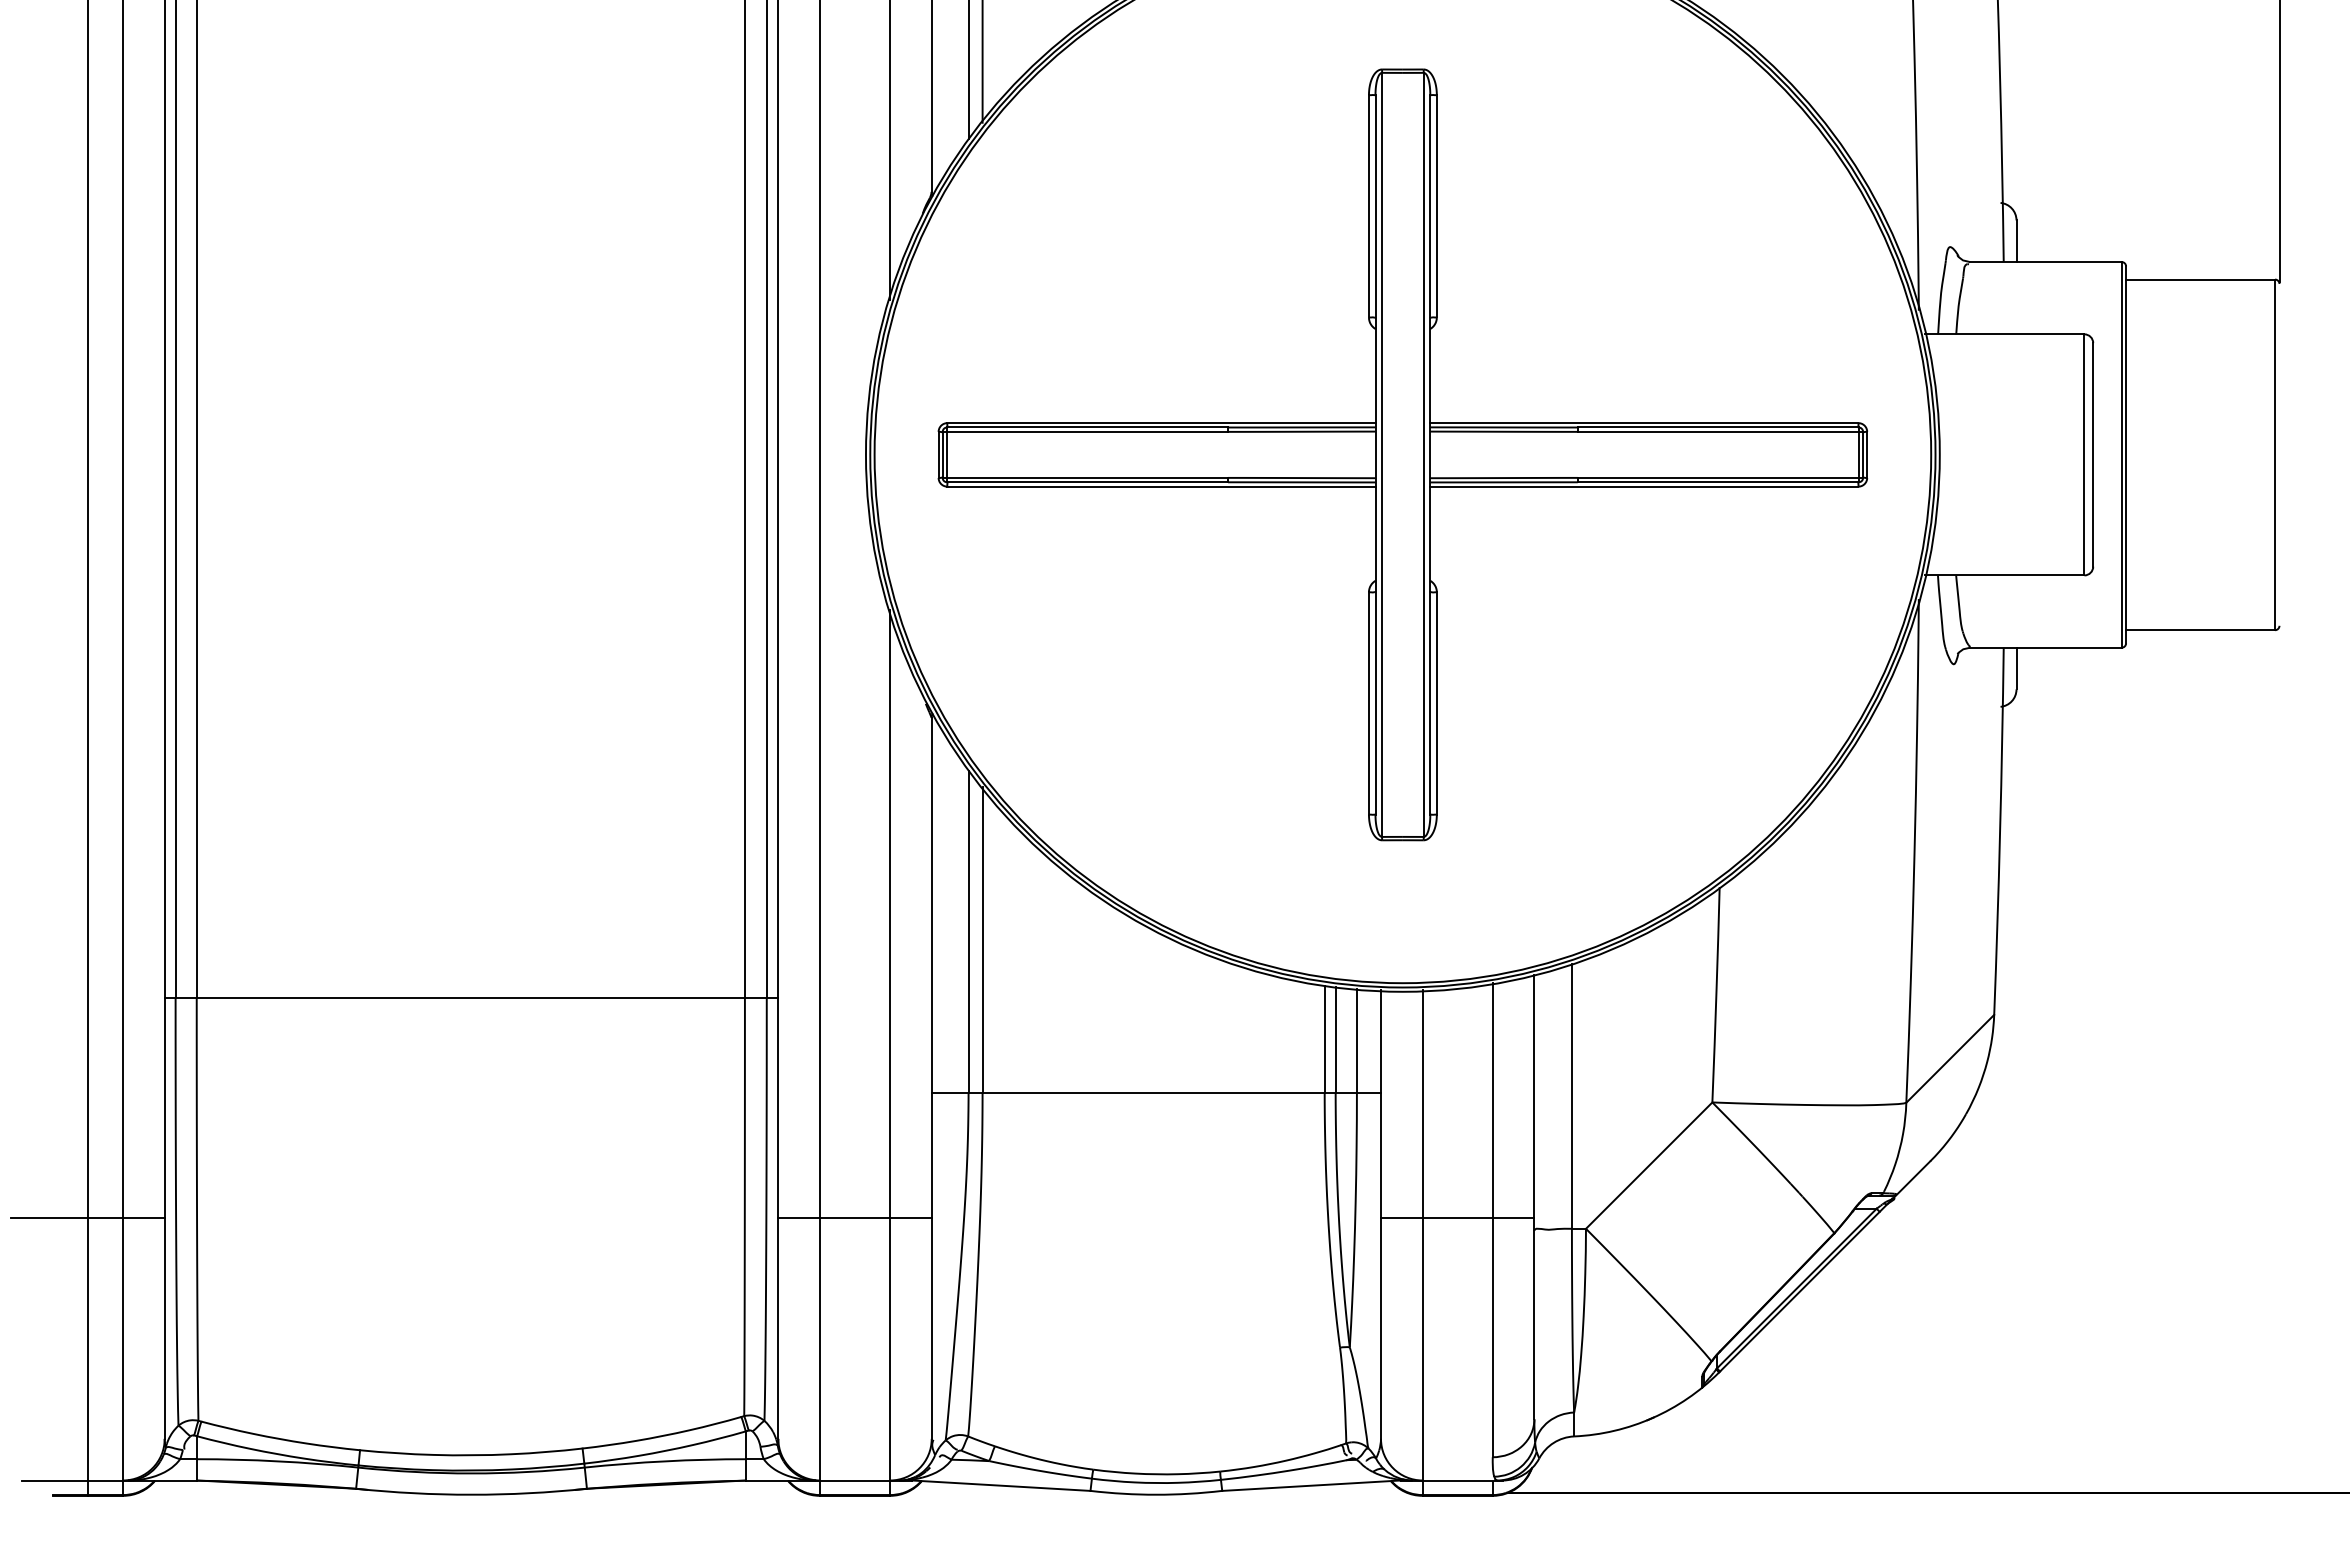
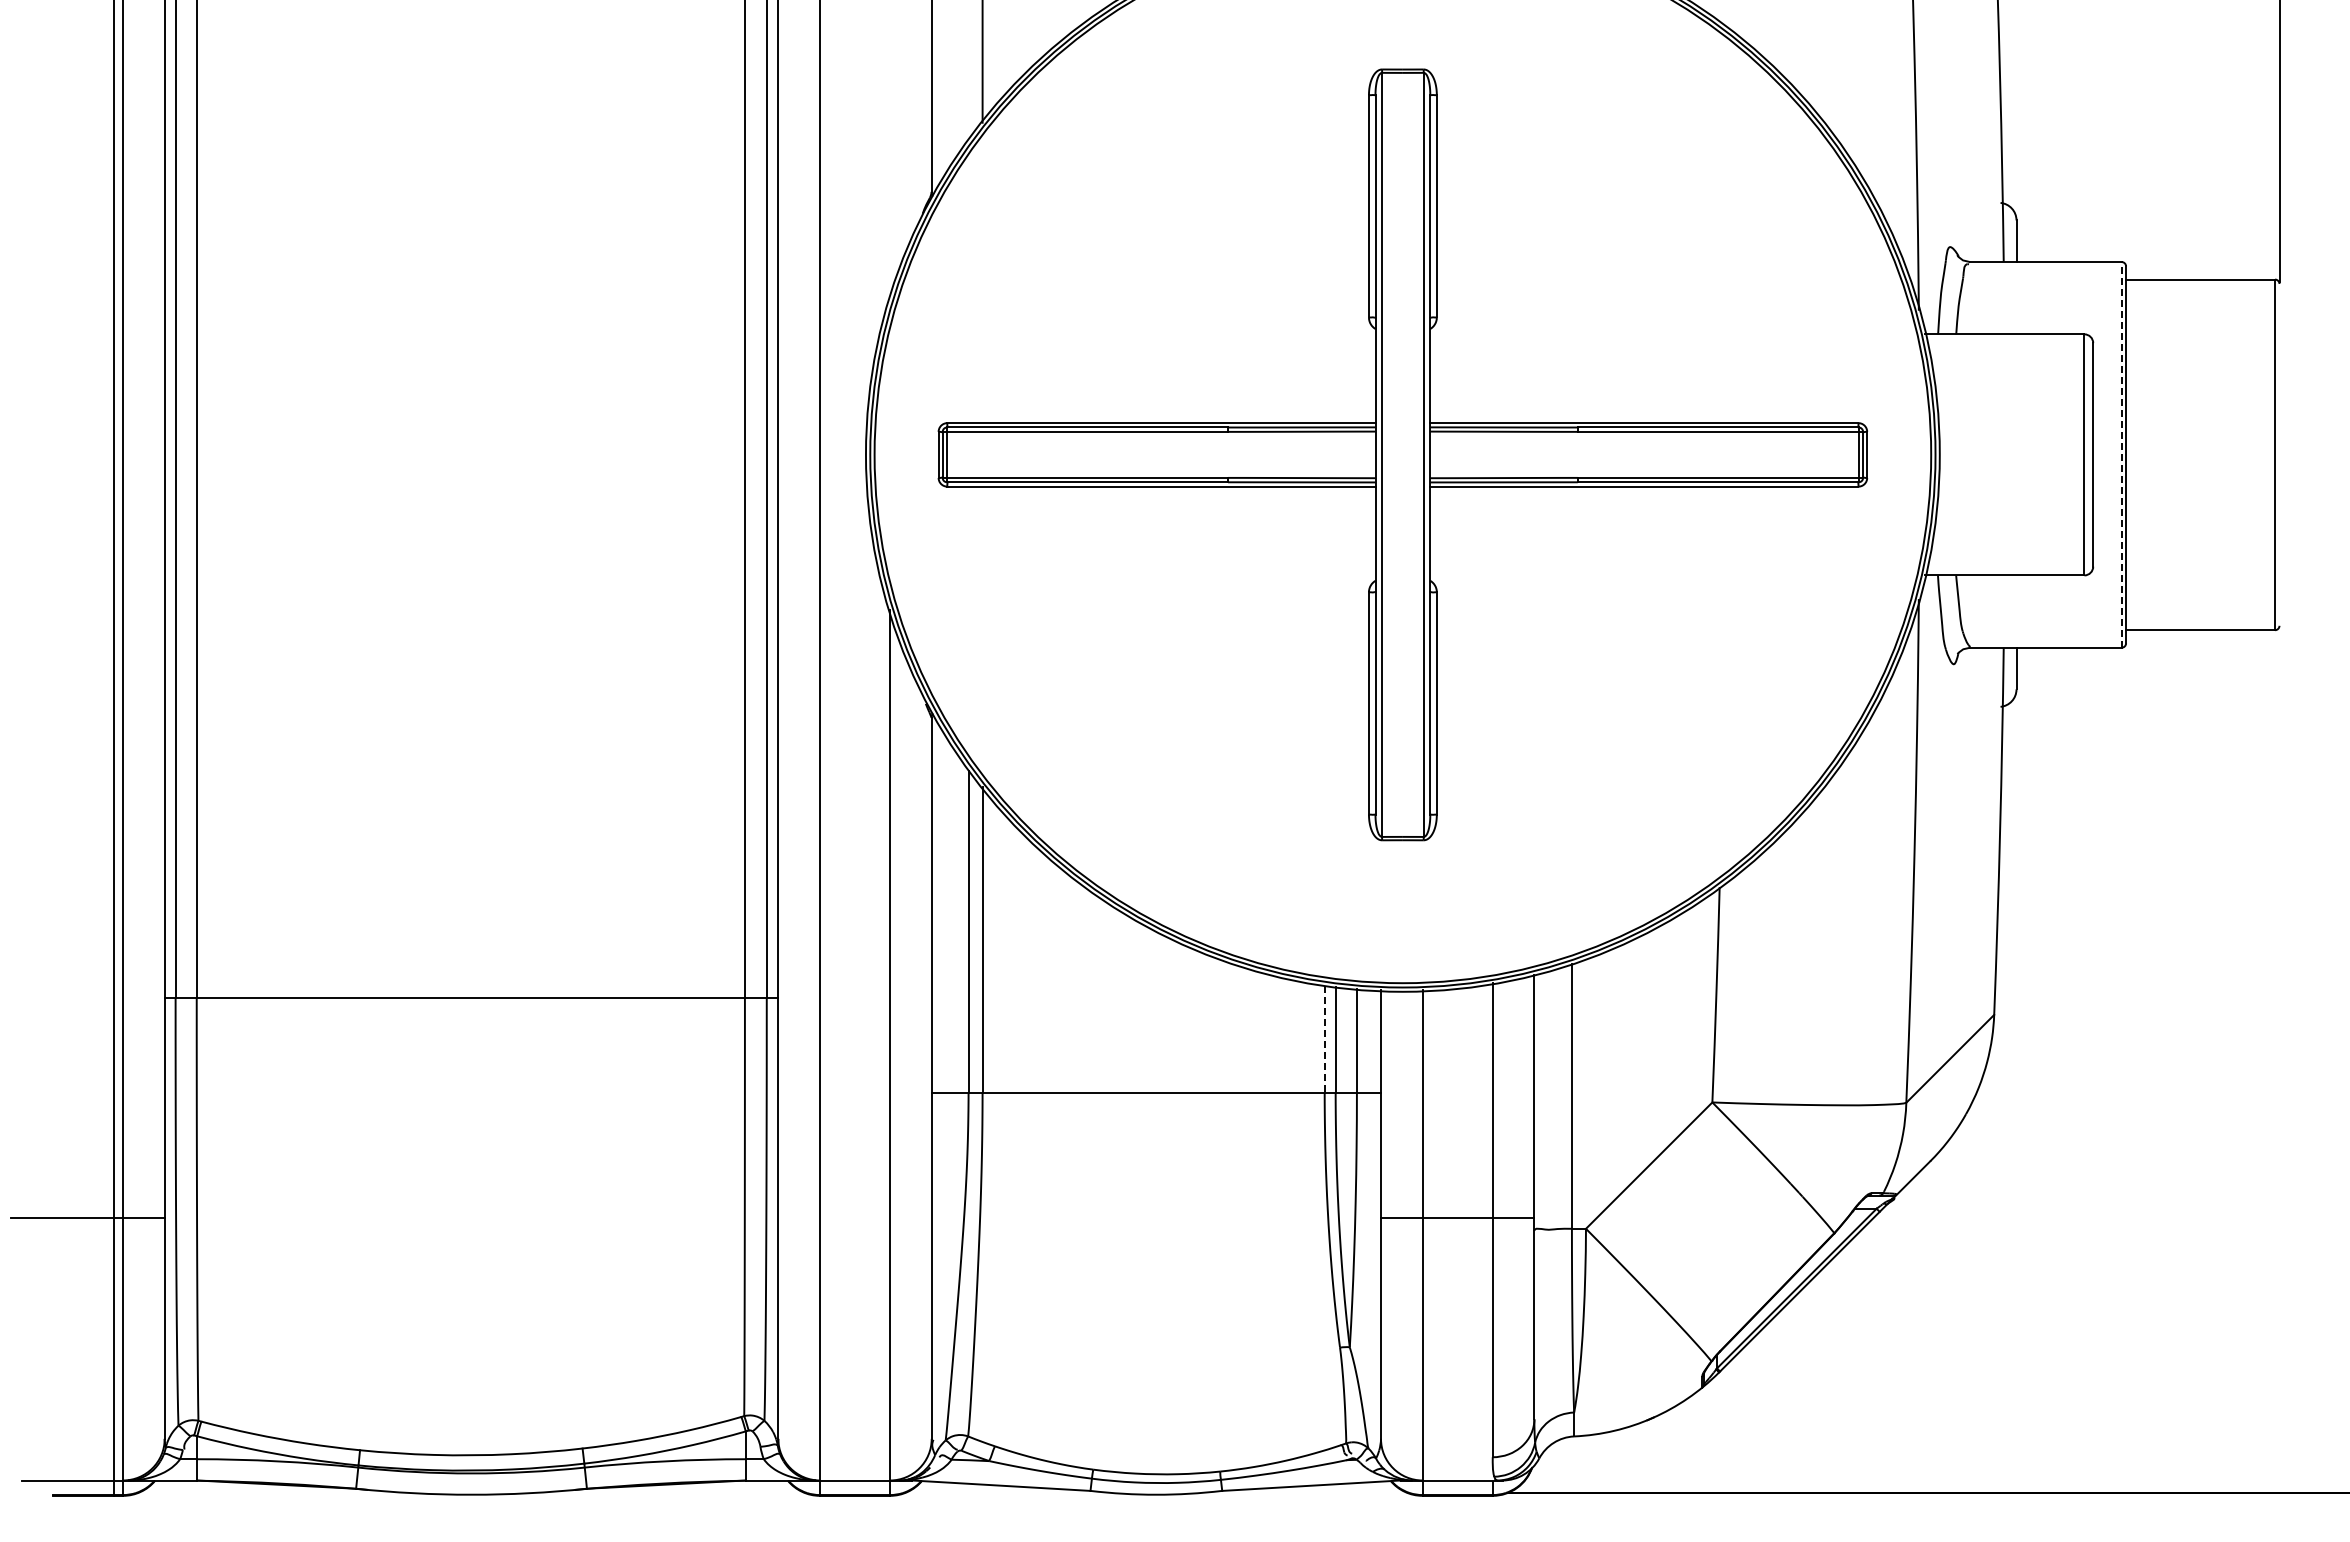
line: present -> none (968, 70)
line: present -> none (890, 150)
line: solid -> dashed (2121, 454)
line position: (88, 748) -> (114, 748) (114, 748)
line: solid -> dashed (1324, 1039)
line: present -> none (854, 1217)
